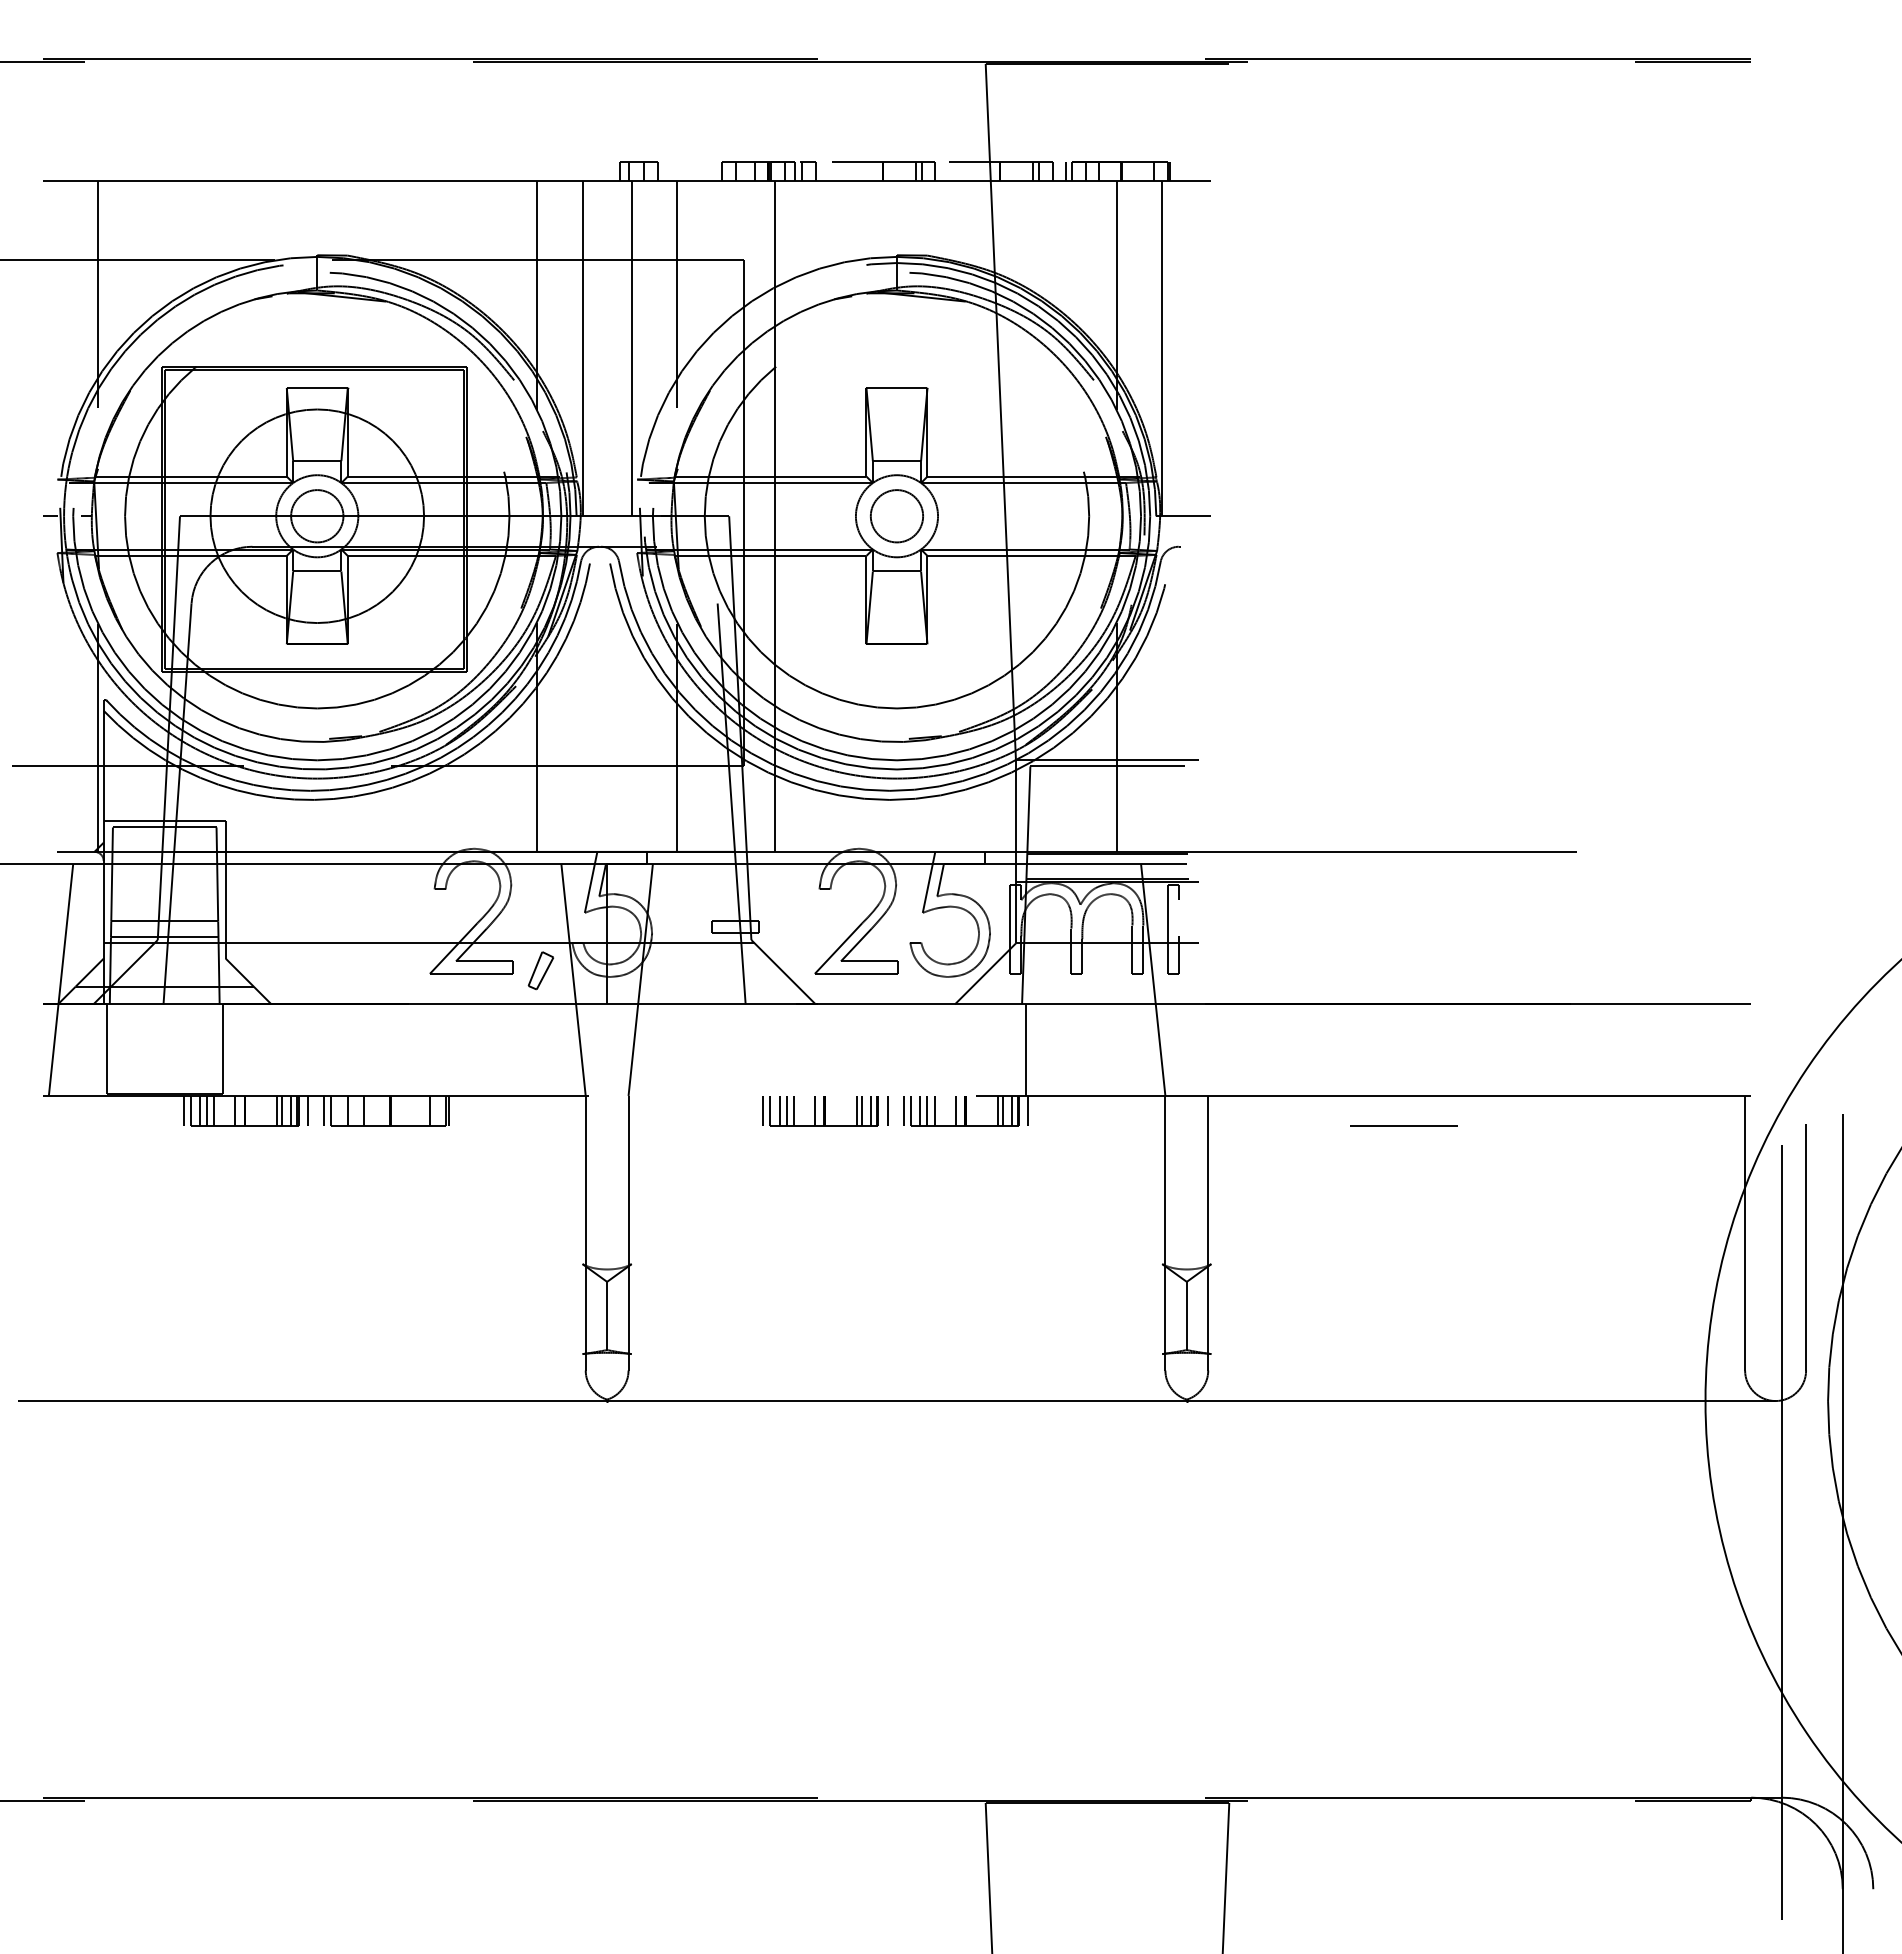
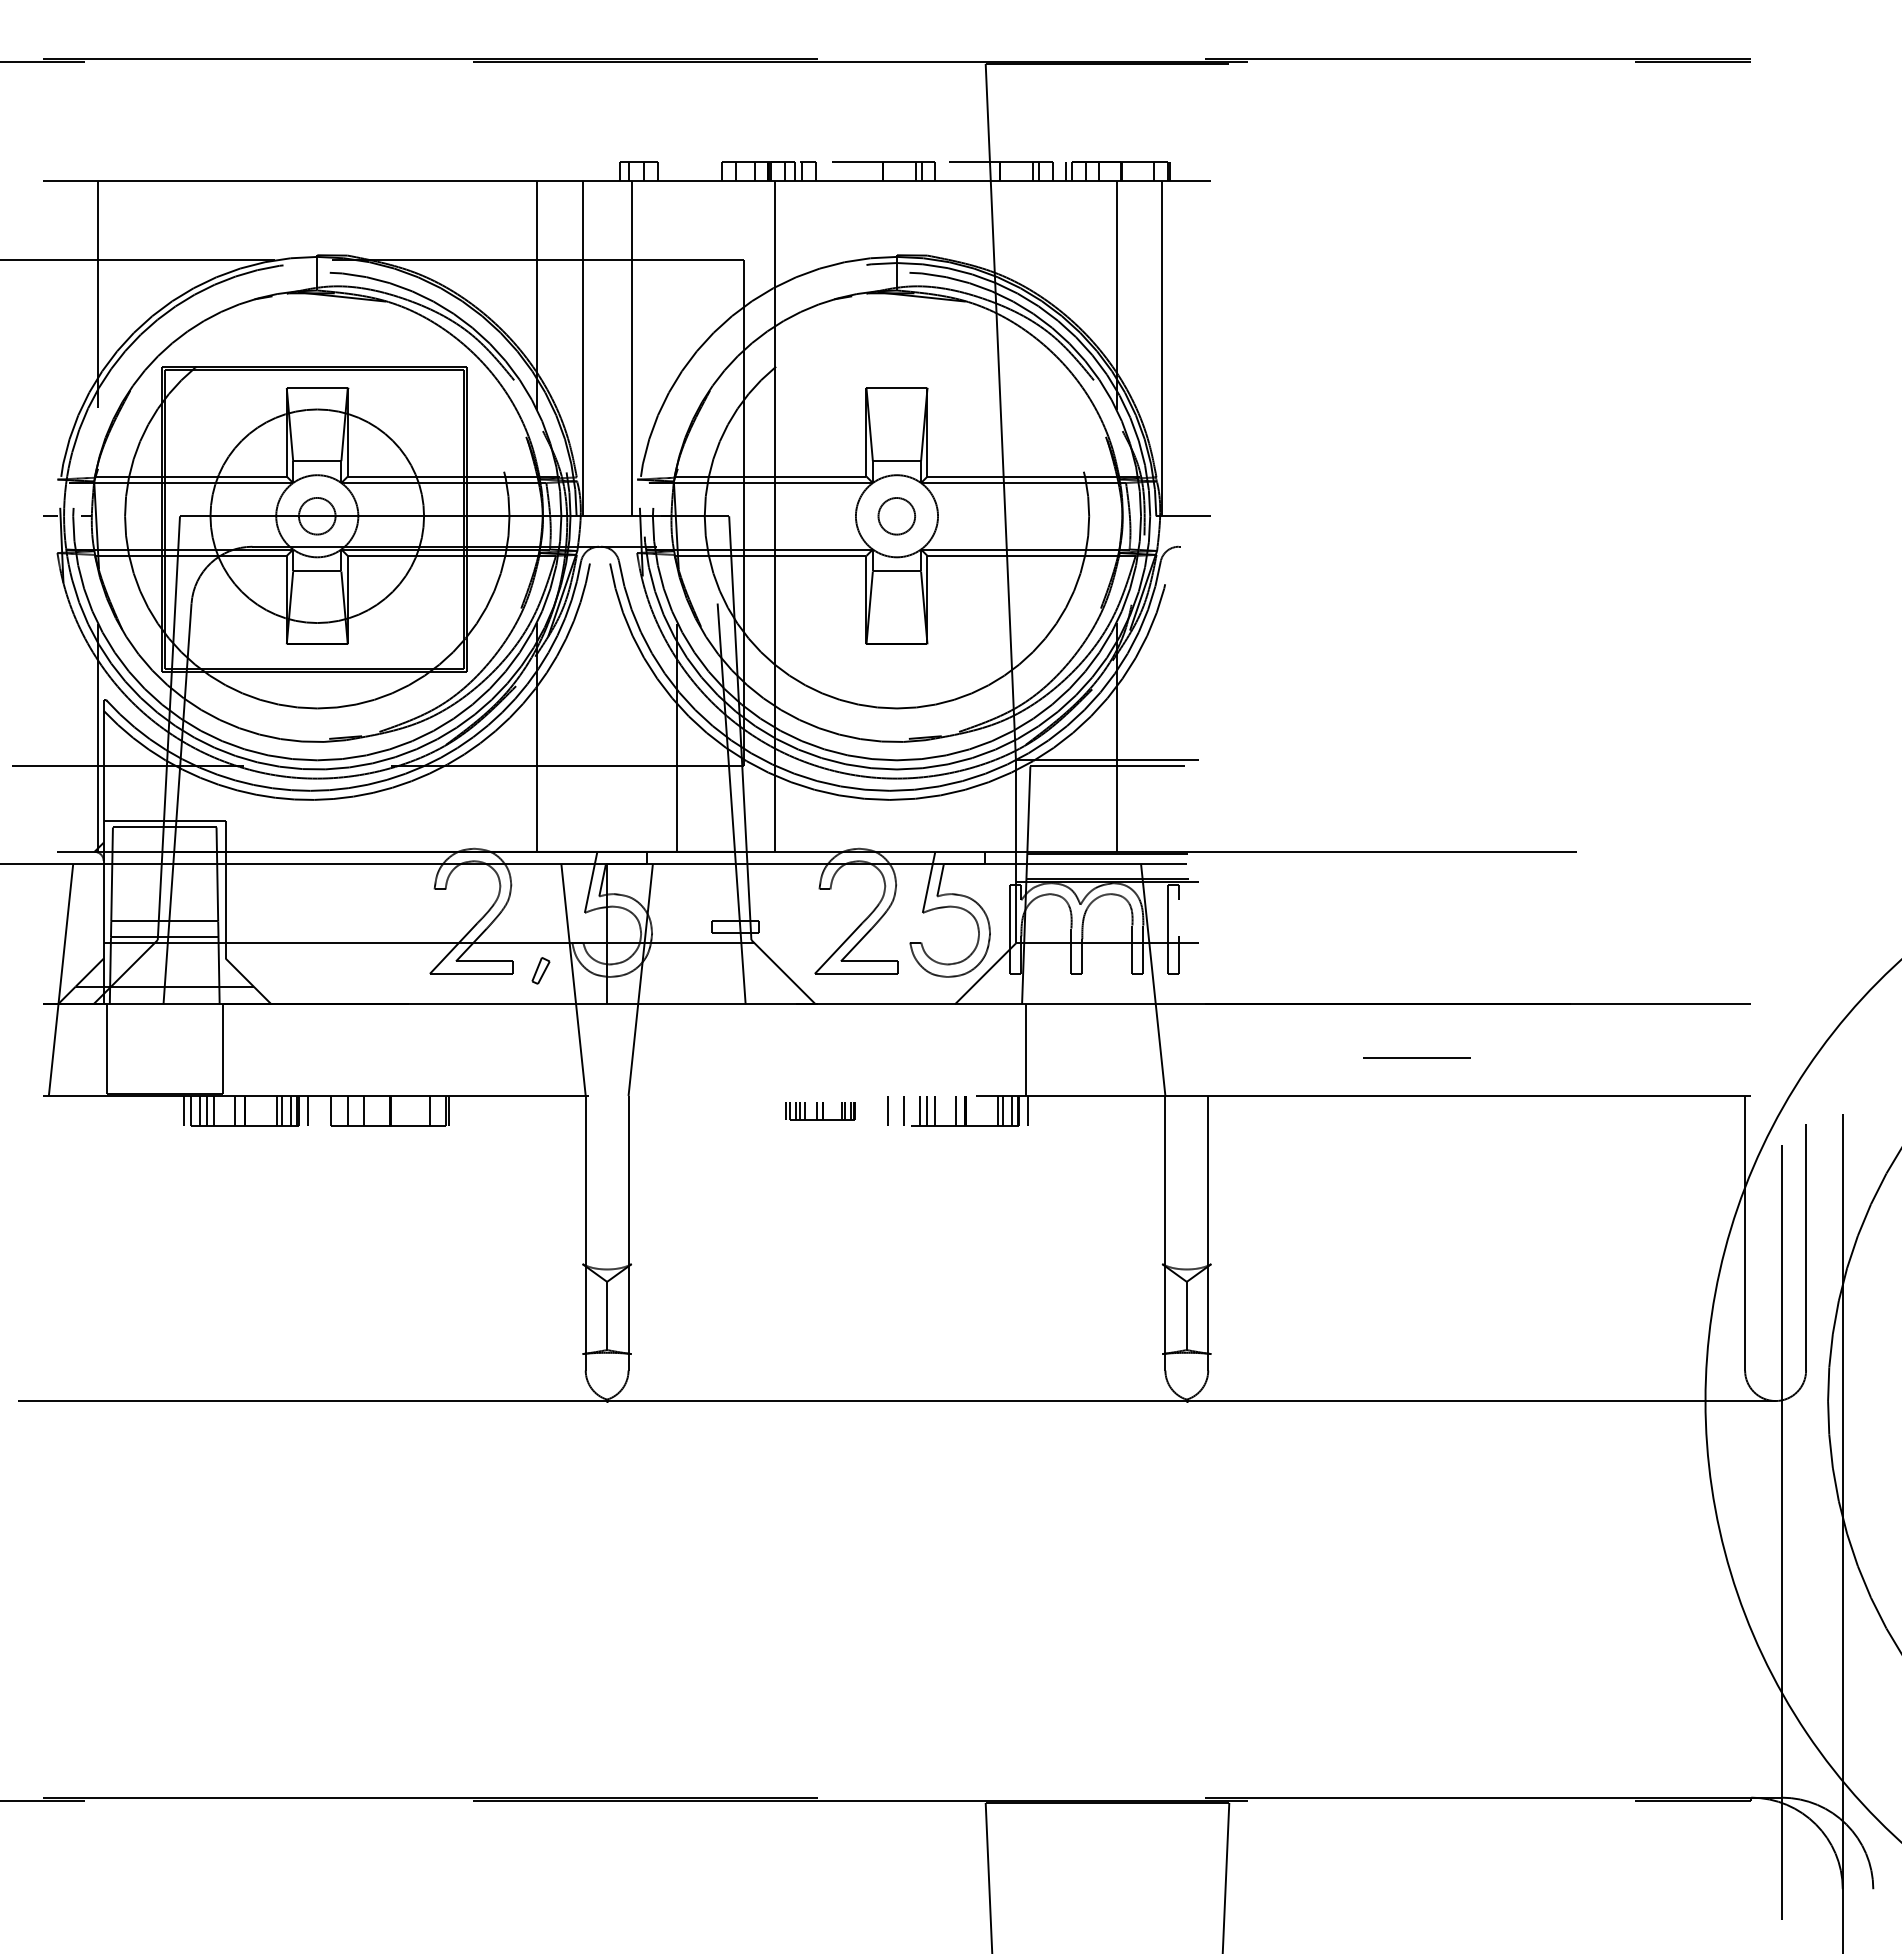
line: present -> none (677, 294)
circle diameter: 52 px -> 37 px (316, 515)
circle size: 55x55 px -> 39x39 px (896, 516)
part size: 28x40 px -> 20x28 px (540, 970)
line: present -> none (324, 1110)
line: present -> none (911, 1110)
part size: 117x31 px -> 71x19 px (820, 1111)
line position: (1403, 1125) -> (1416, 1057) (1416, 1057)
